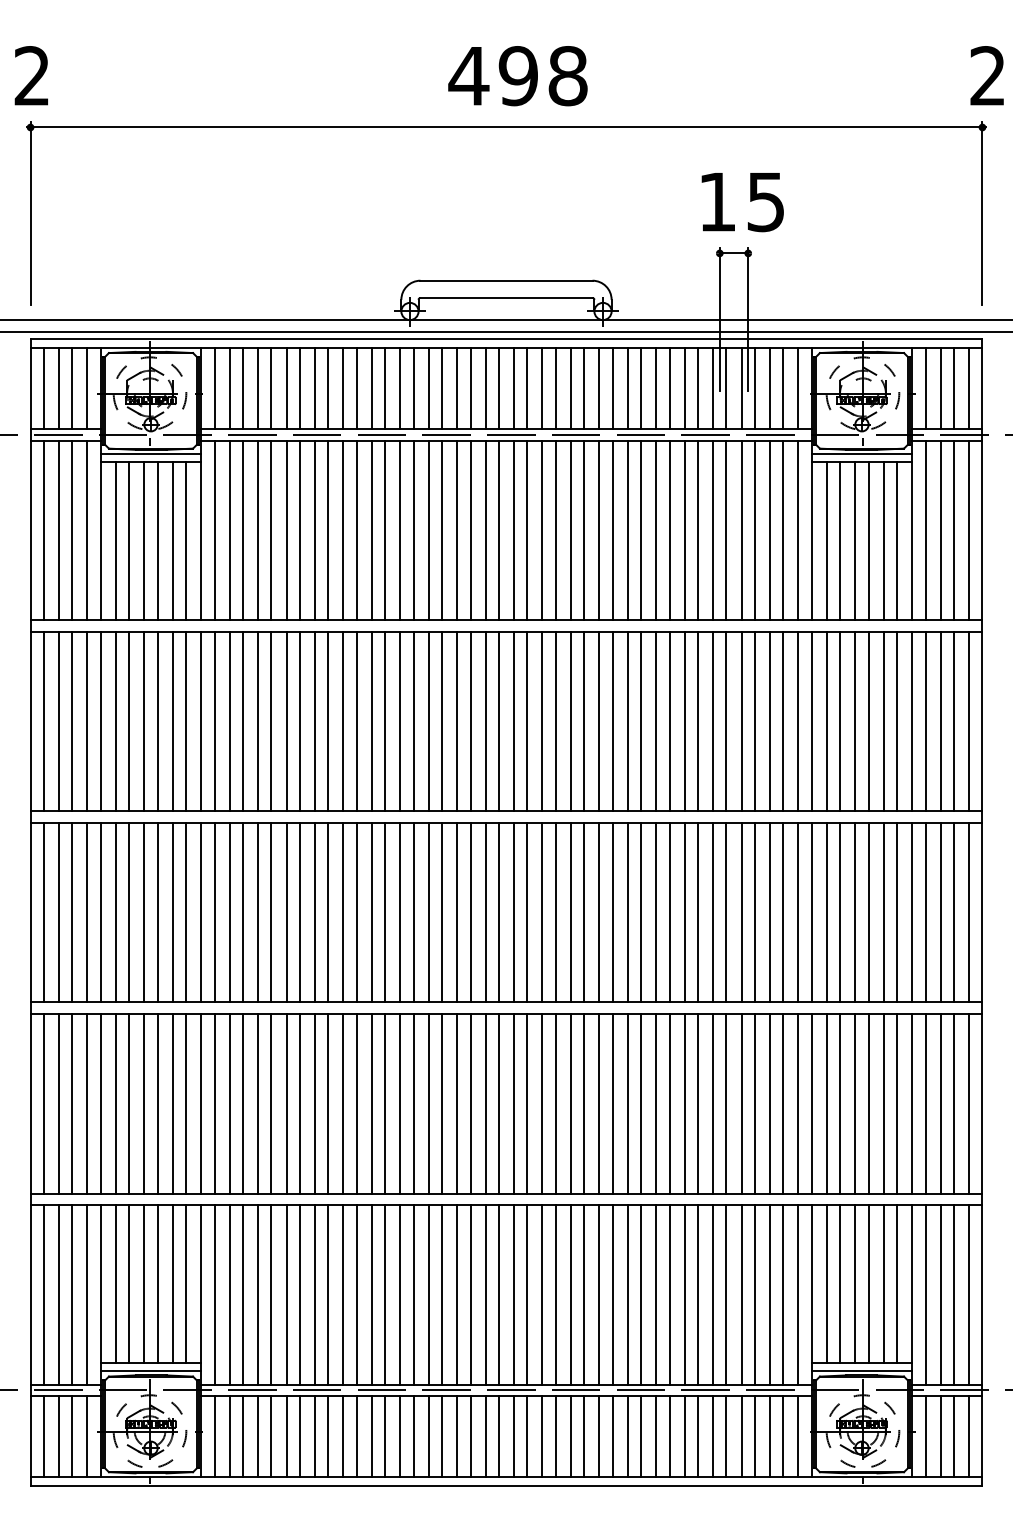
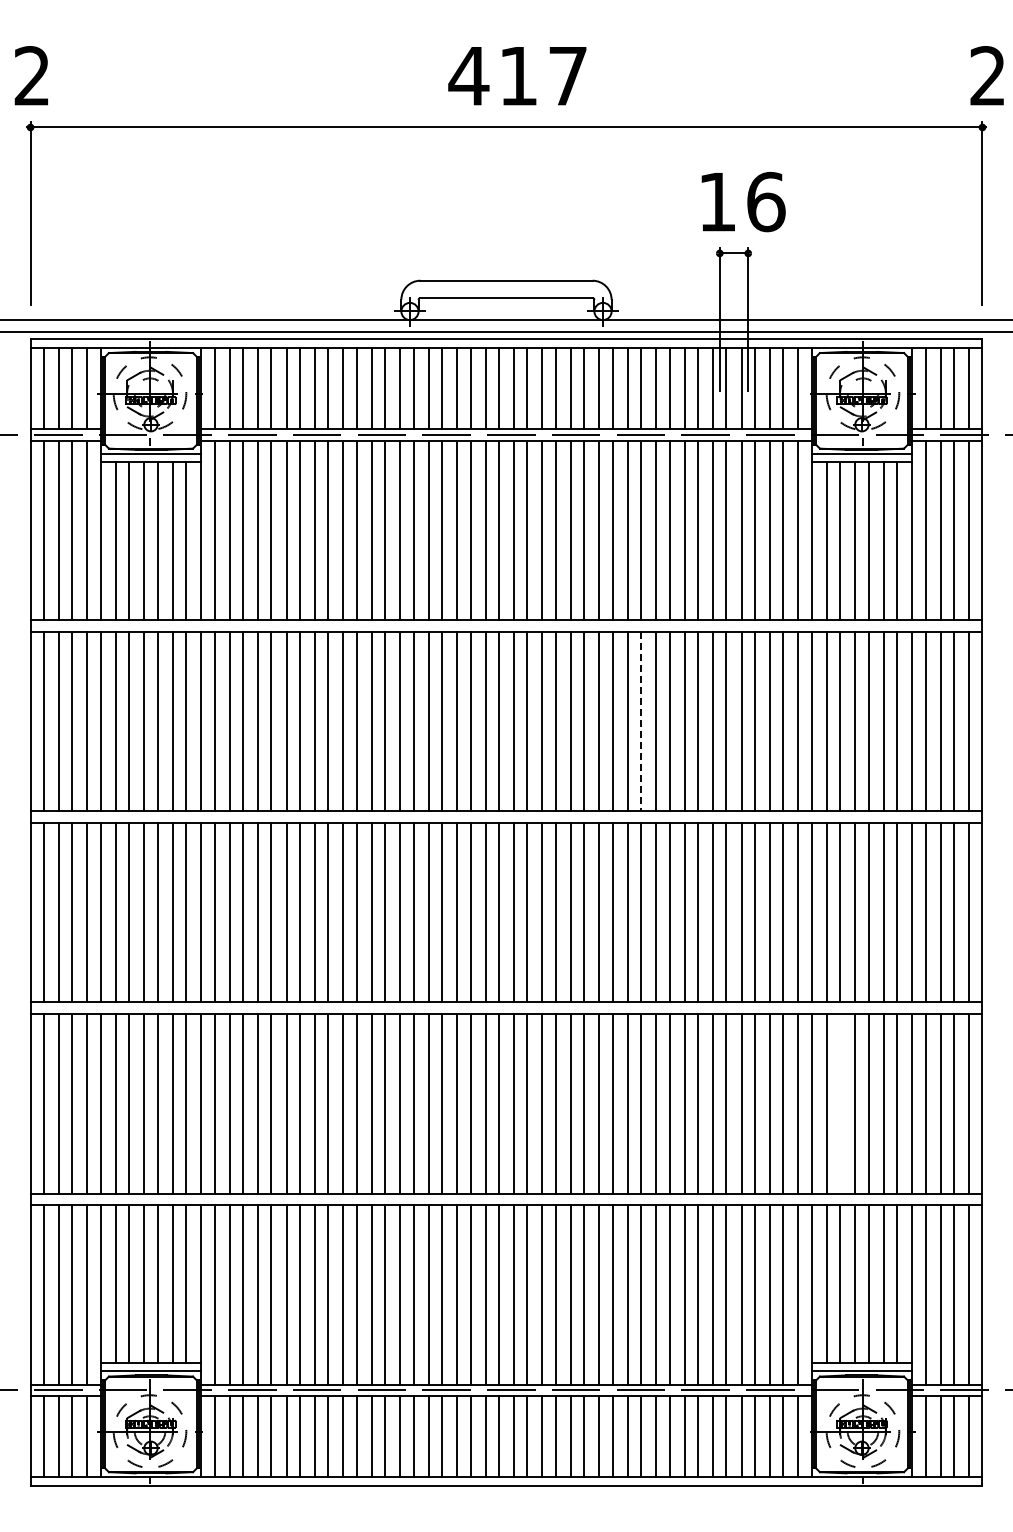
text: 498 -> 417 (542, 76)
text: 15 -> 16 (766, 201)
line: solid -> dashed (641, 721)
line: present -> none (840, 1103)
